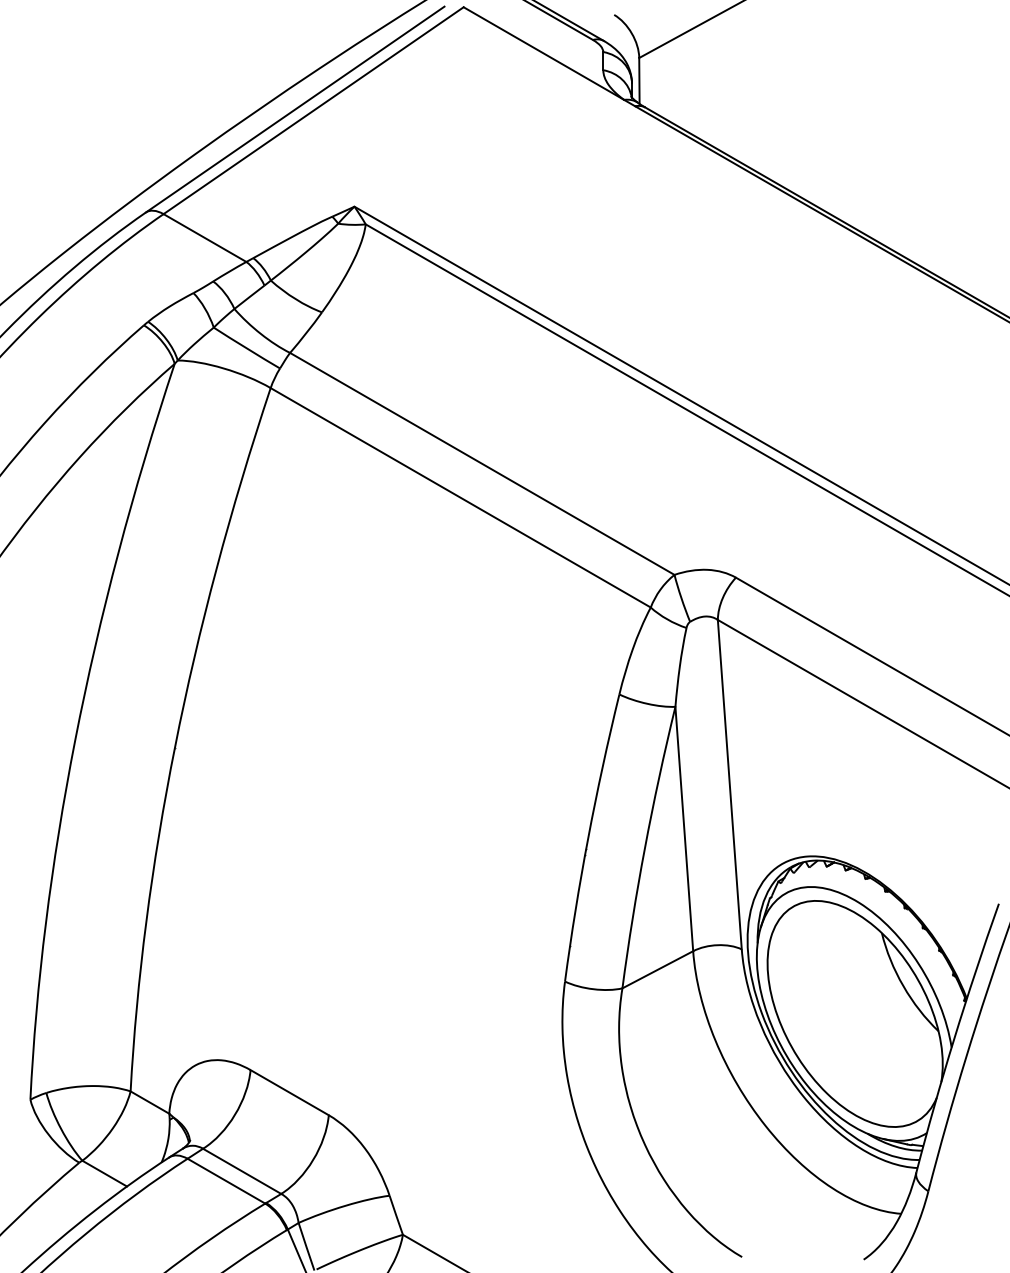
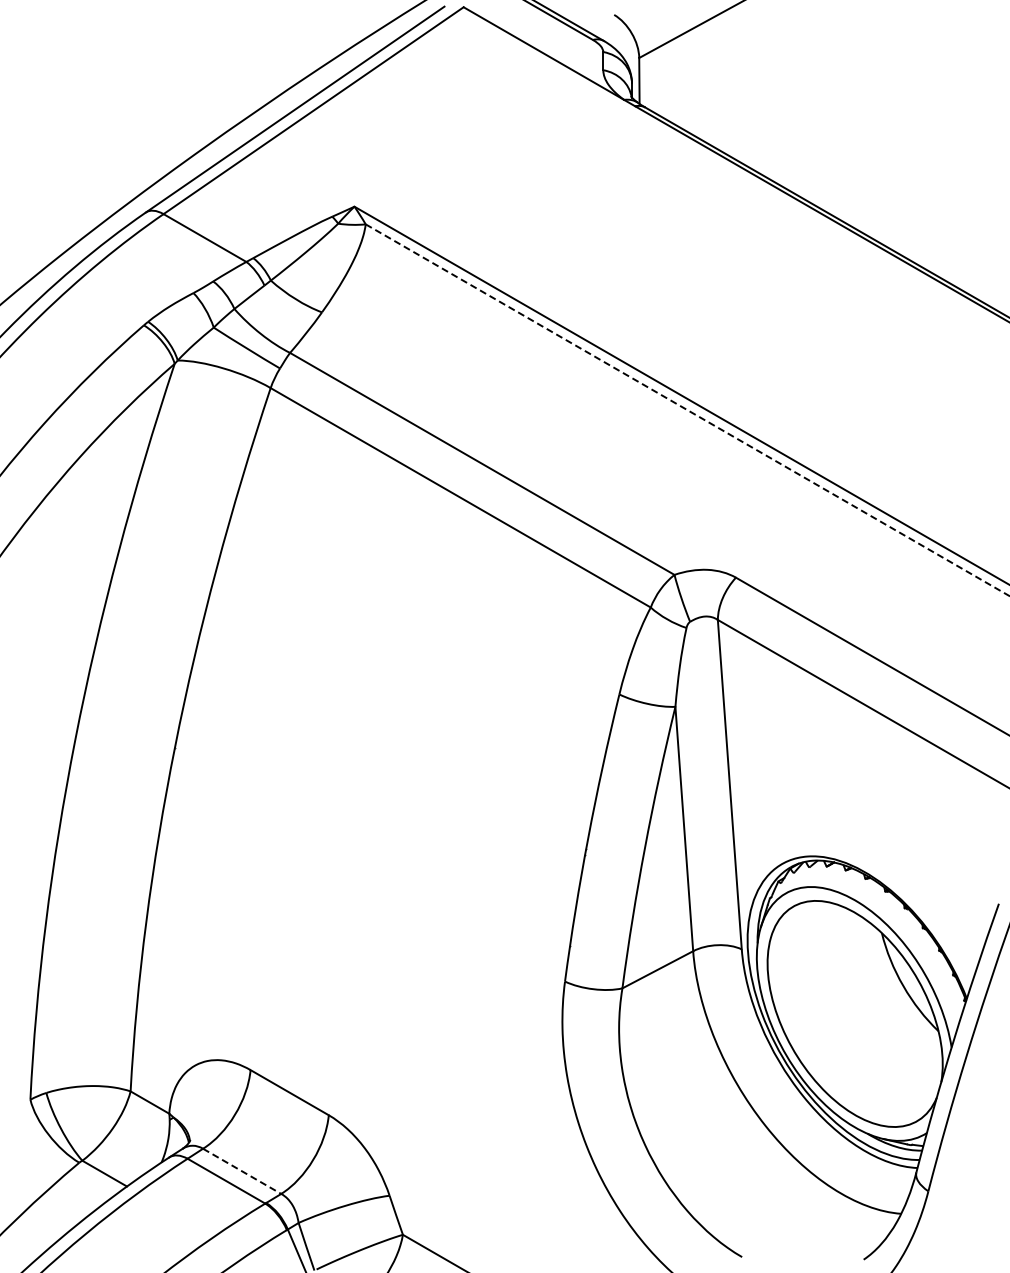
line: solid -> dashed (687, 410)
line: solid -> dashed (242, 1171)
